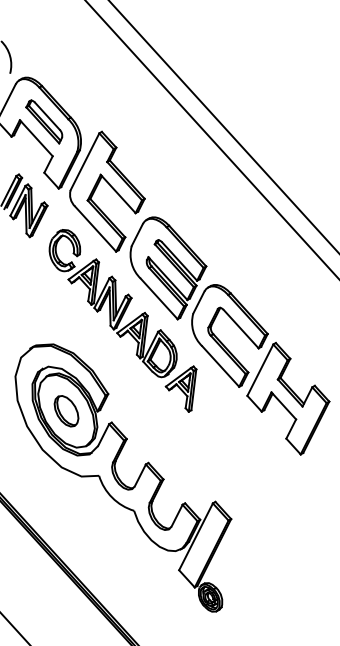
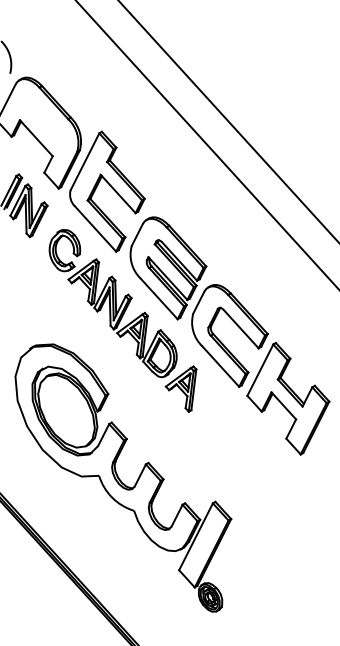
part: present -> none (44, 121)
line position: (223, 126) -> (227, 121) (227, 121)
line position: (211, 139) -> (206, 144) (206, 144)
part: present -> none (66, 411)
line: present -> none (14, 628)
